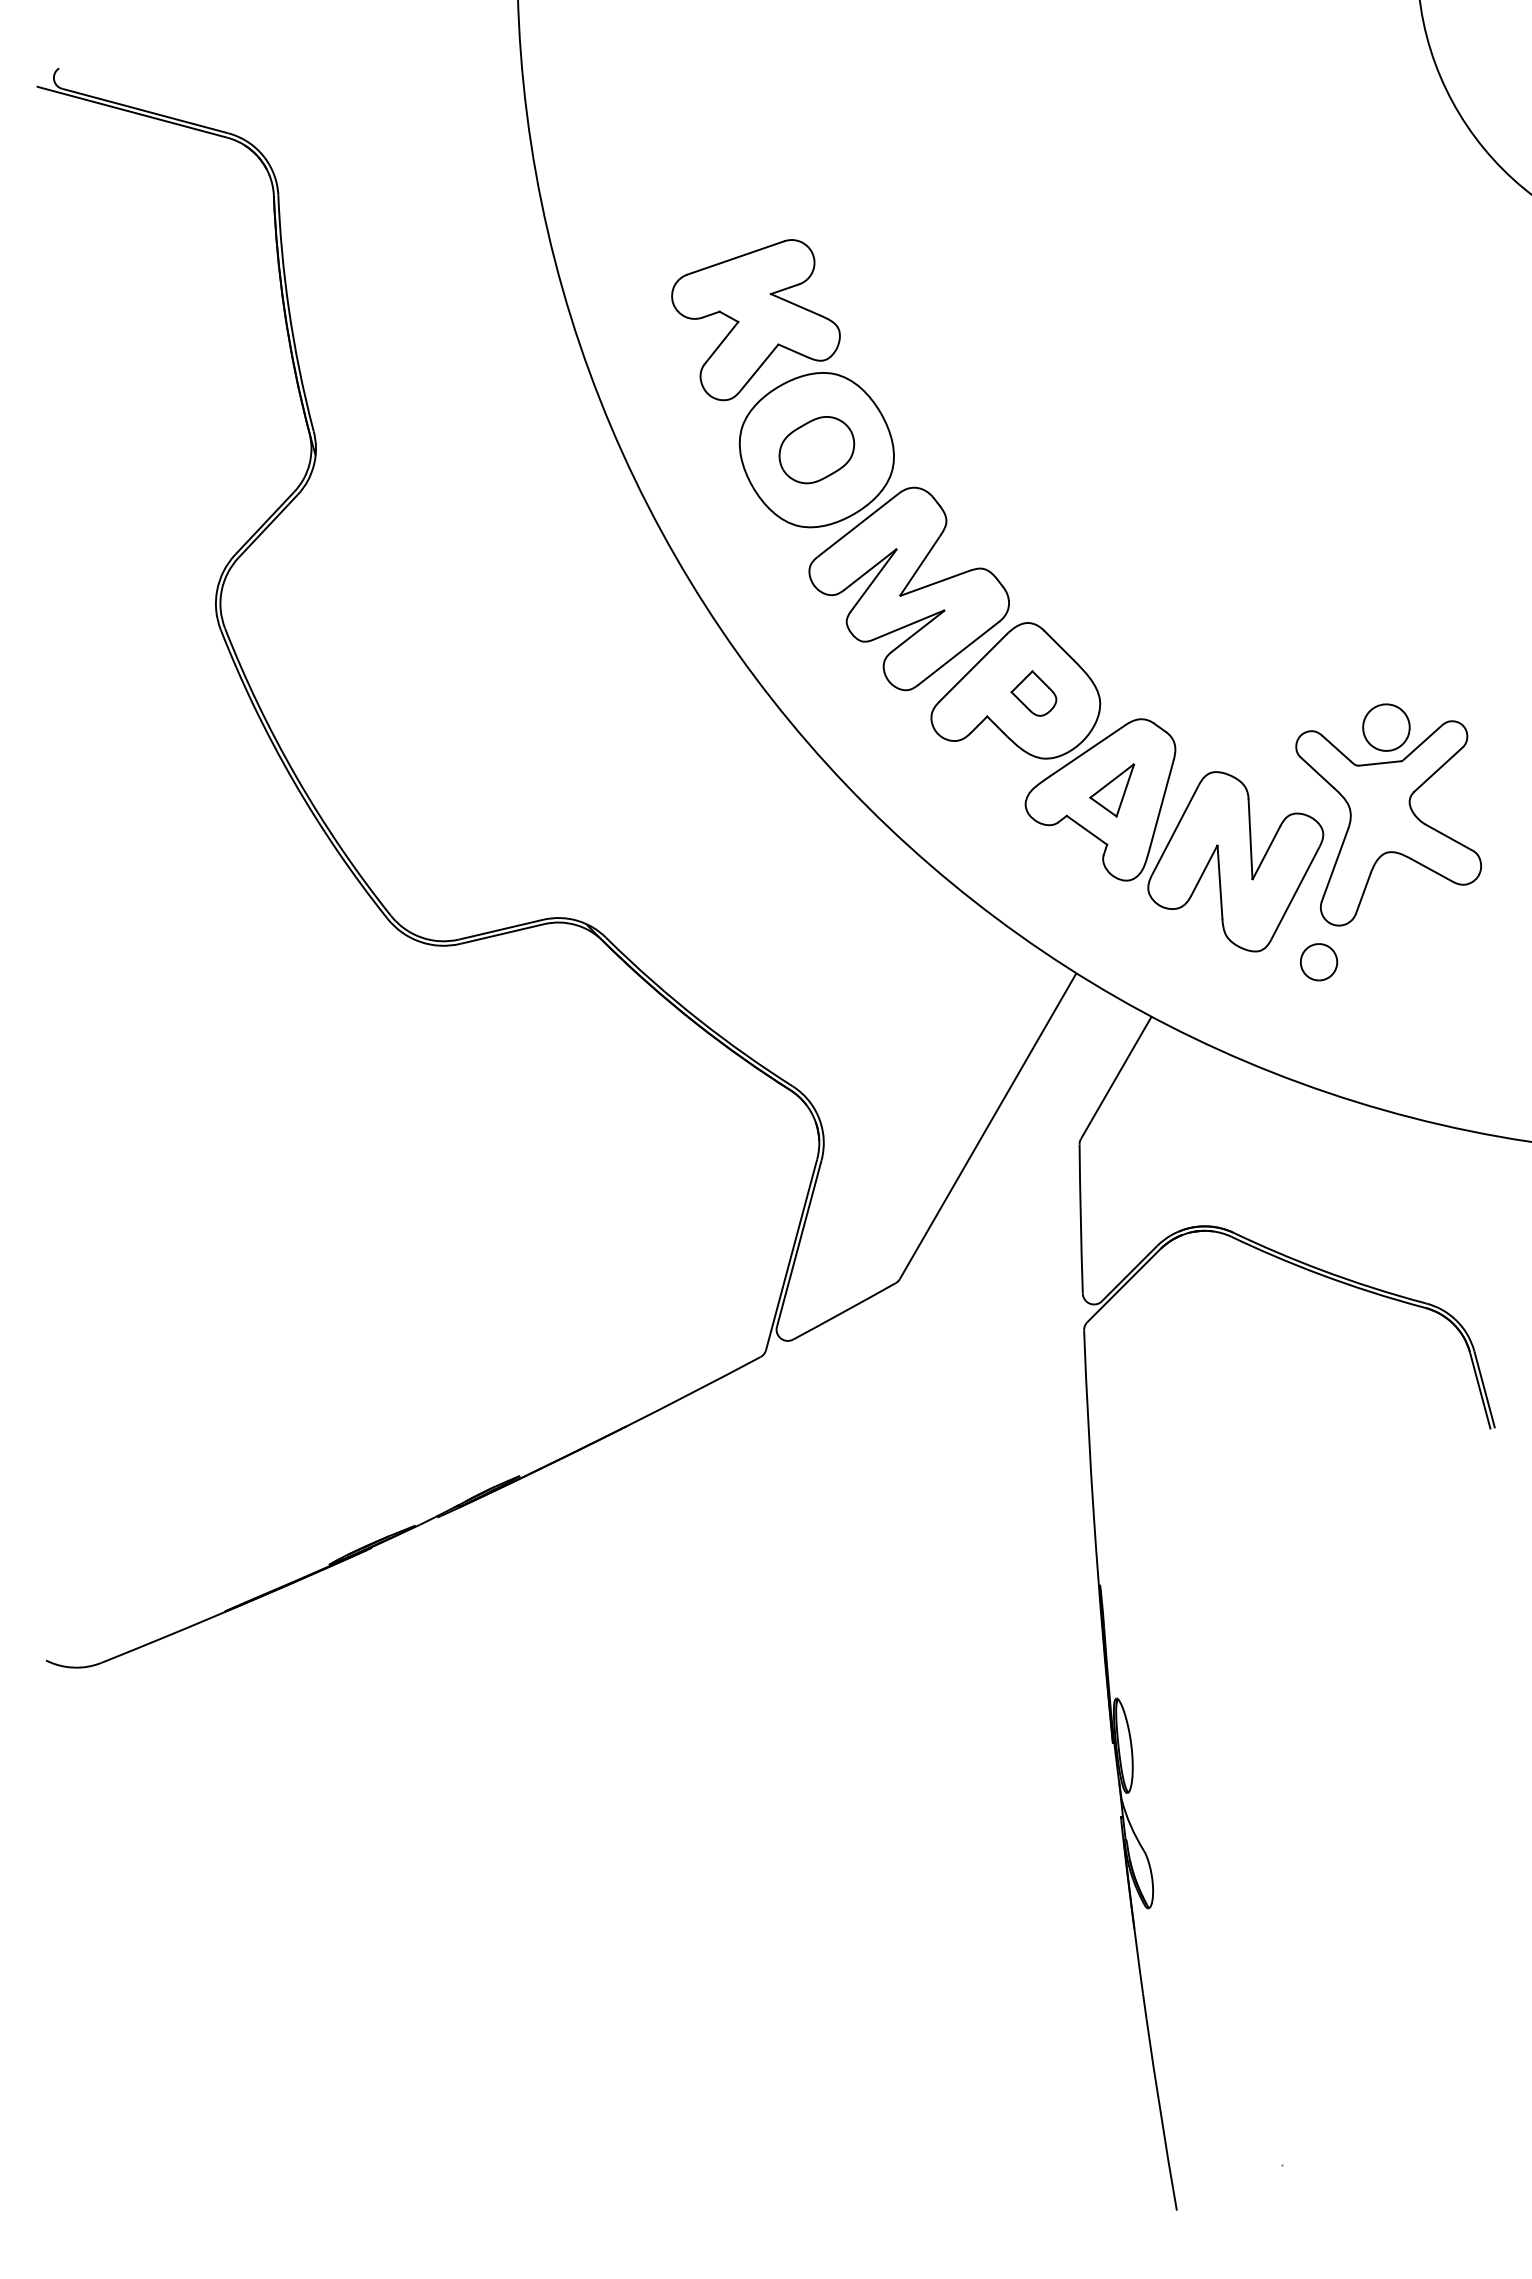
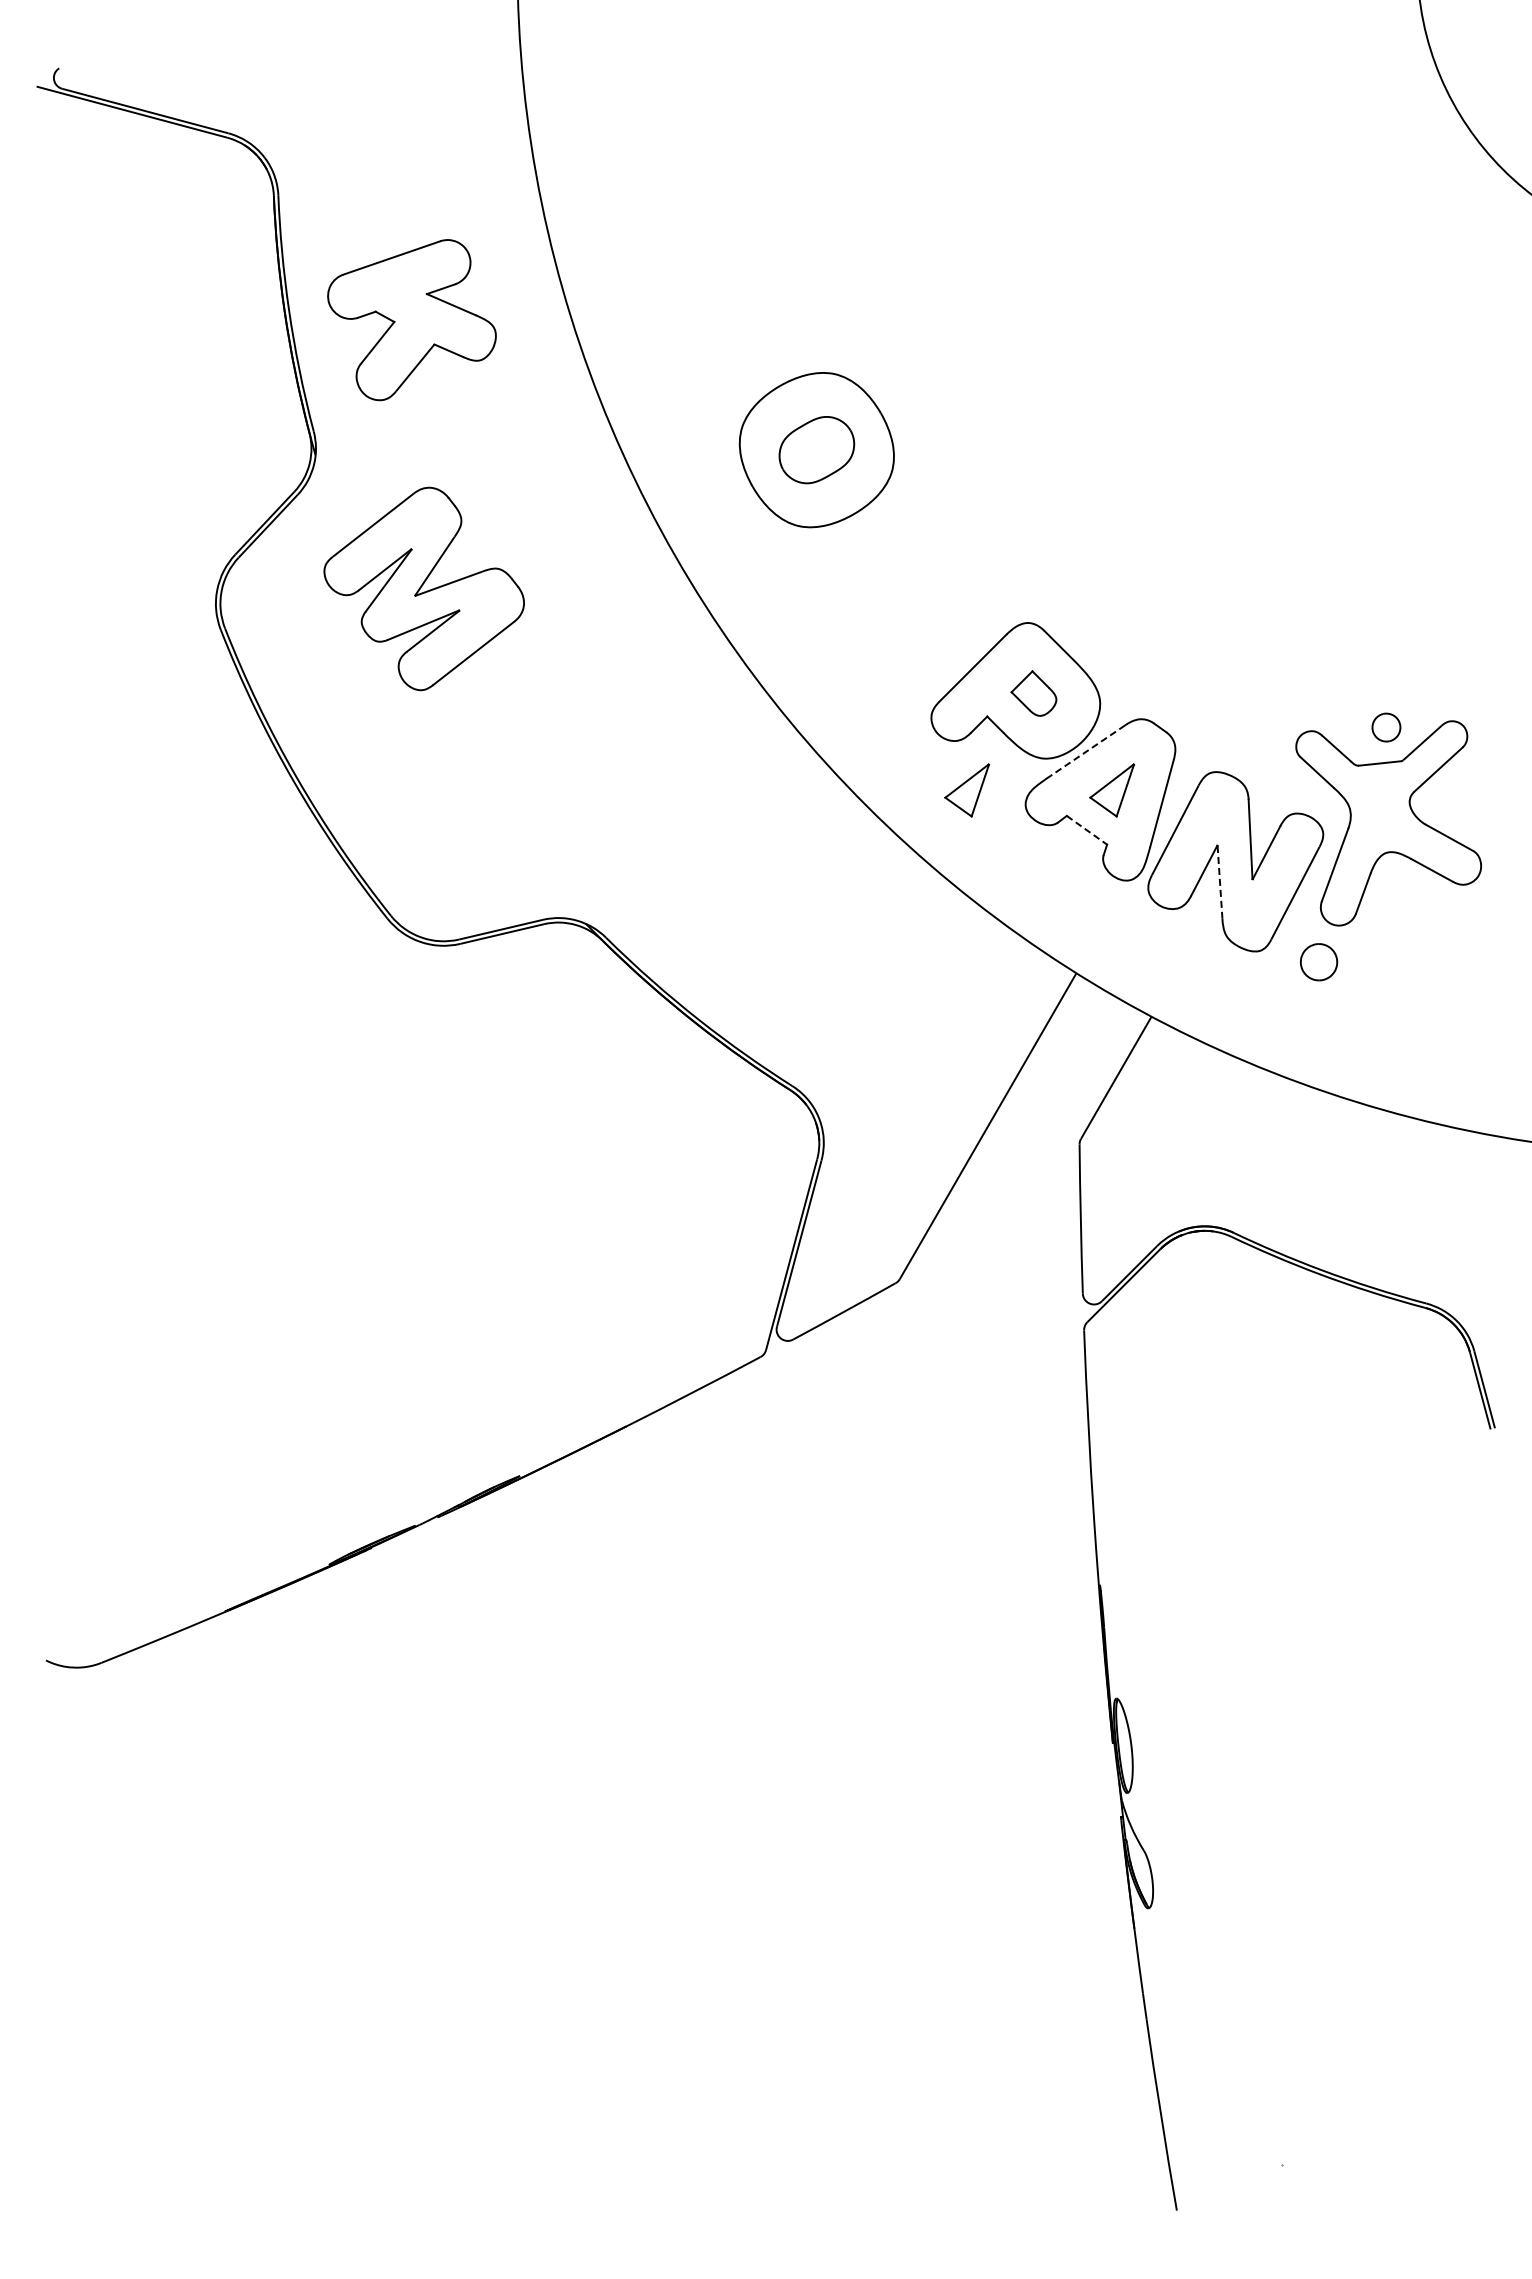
part position: (755, 320) -> (411, 320) (411, 320)
part position: (908, 588) -> (423, 588) (423, 588)
part size: 49x49 px -> 31x31 px (1386, 727)
line: solid -> dashed (1087, 750)
part: none -> present (967, 790)
line: solid -> dashed (1086, 830)
line: solid -> dashed (1220, 882)
